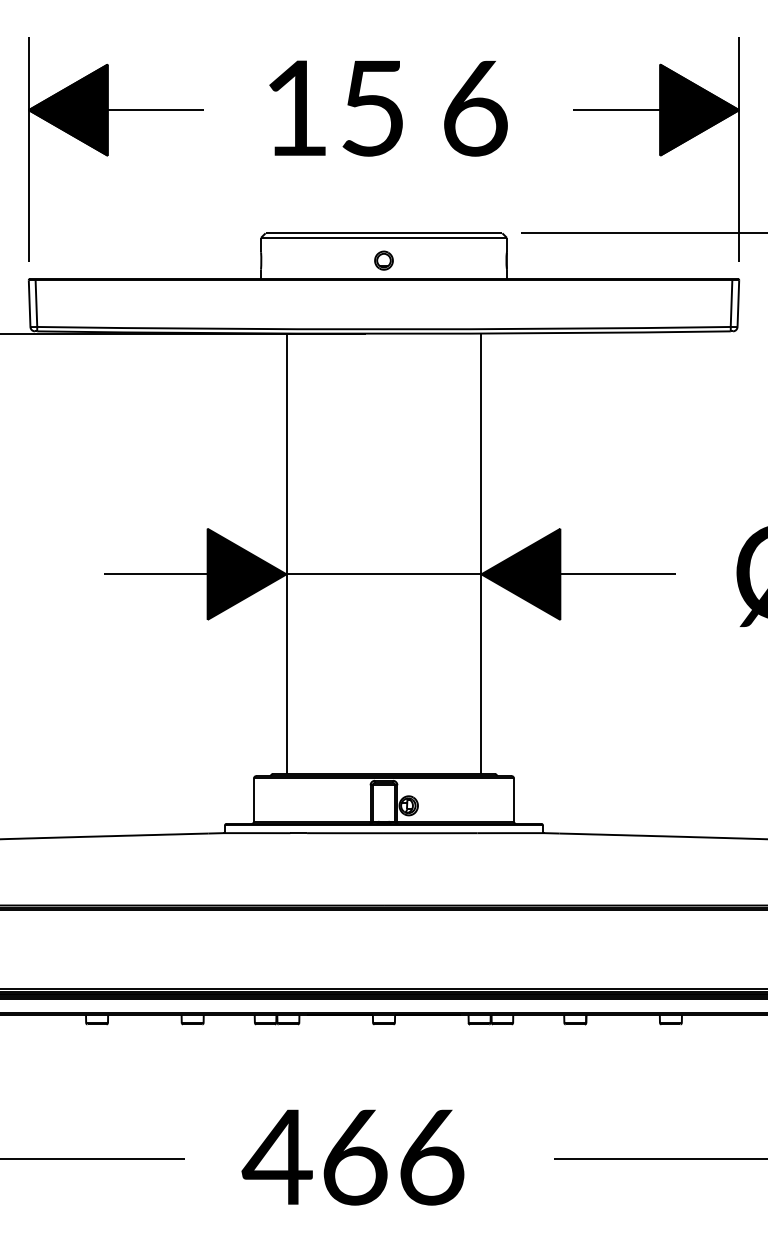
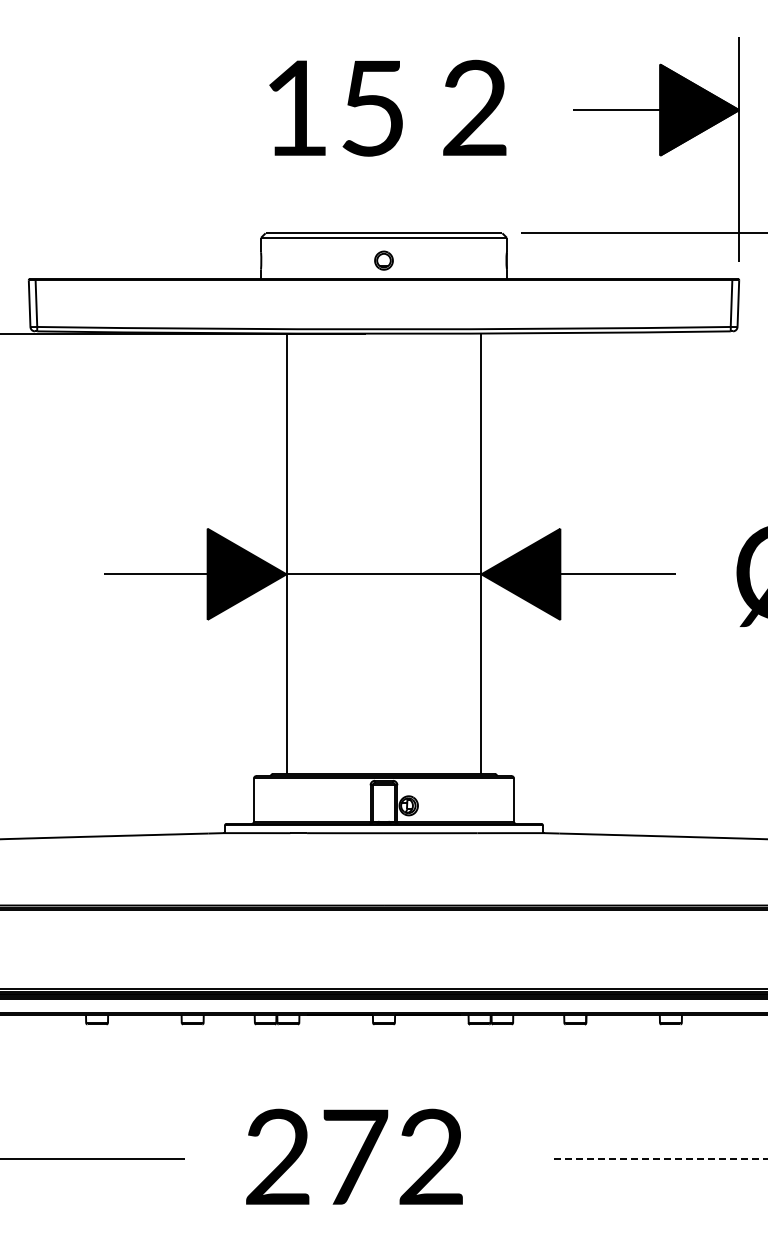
text: 6 -> 2 (475, 107)
part: present -> none (108, 149)
text: 466 -> 272 (352, 1156)
line: solid -> dashed (661, 1159)
